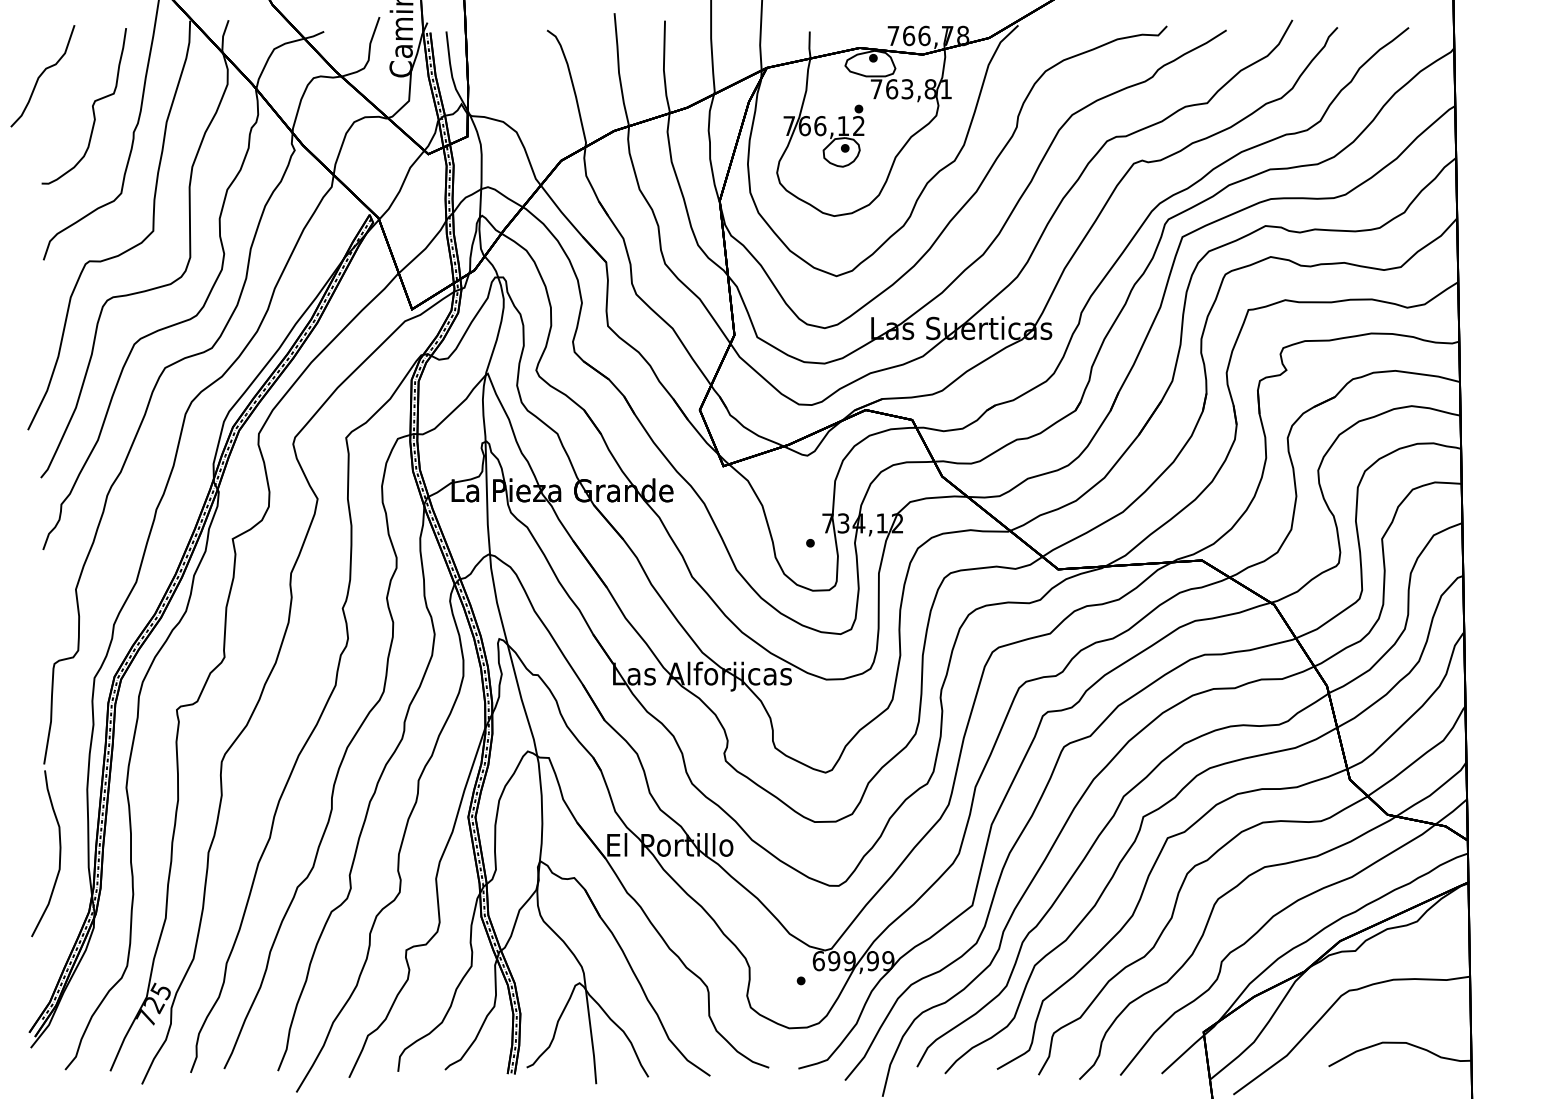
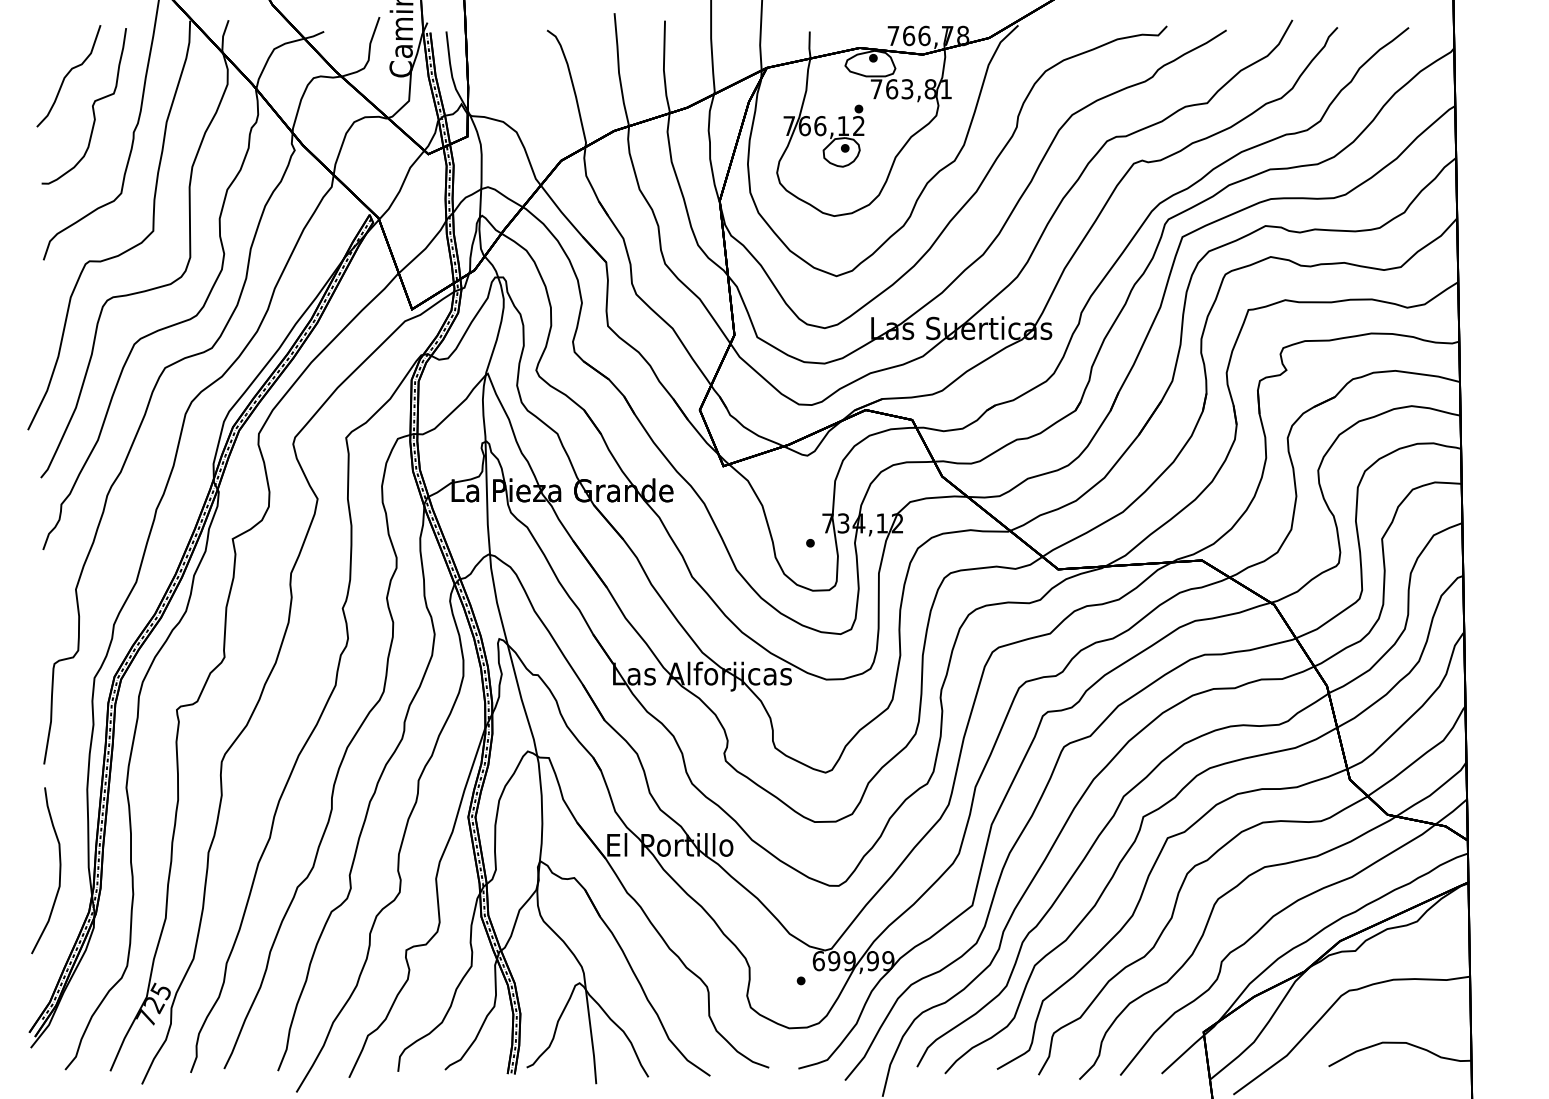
curve position: (41, 75) -> (67, 75) (67, 75)
curve position: (59, 853) -> (59, 870) (59, 870)
